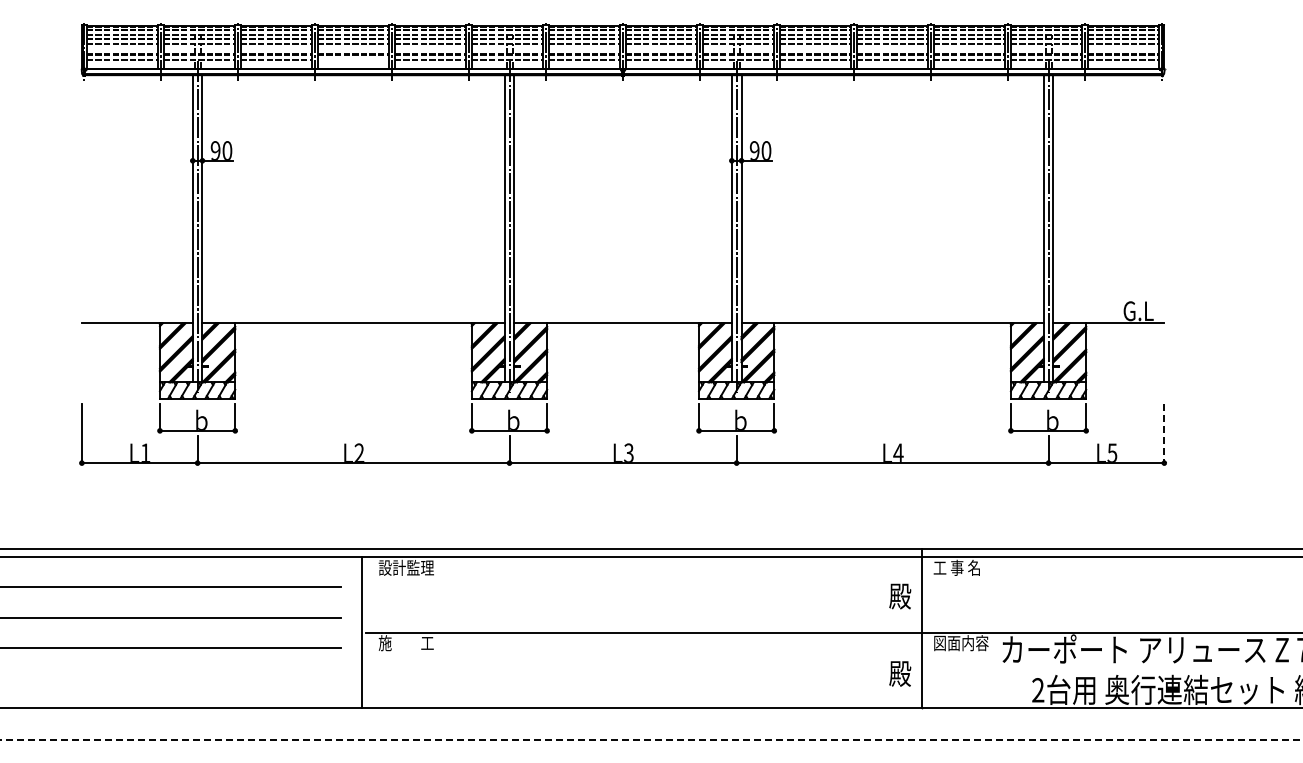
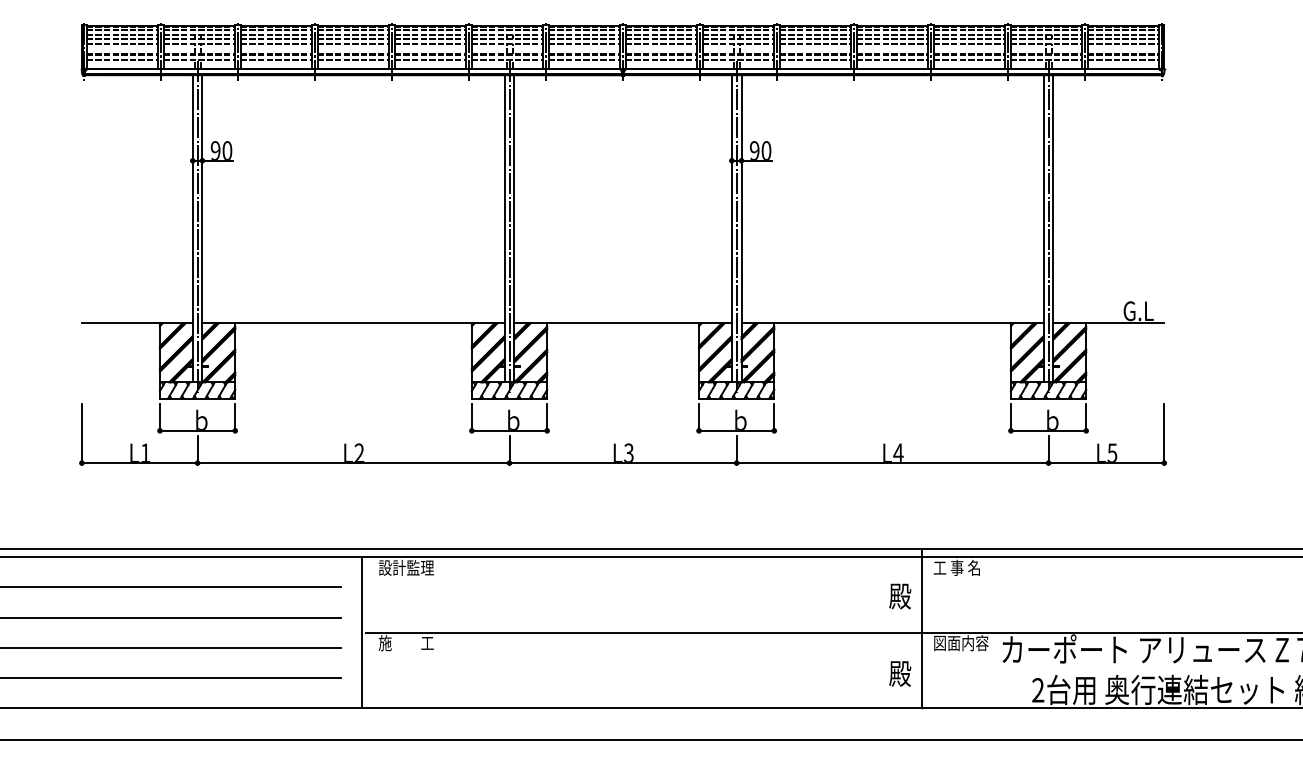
line: none -> present (353, 59)
line: dashed -> solid (1164, 433)
line: none -> present (171, 677)
line: dashed -> solid (651, 740)
